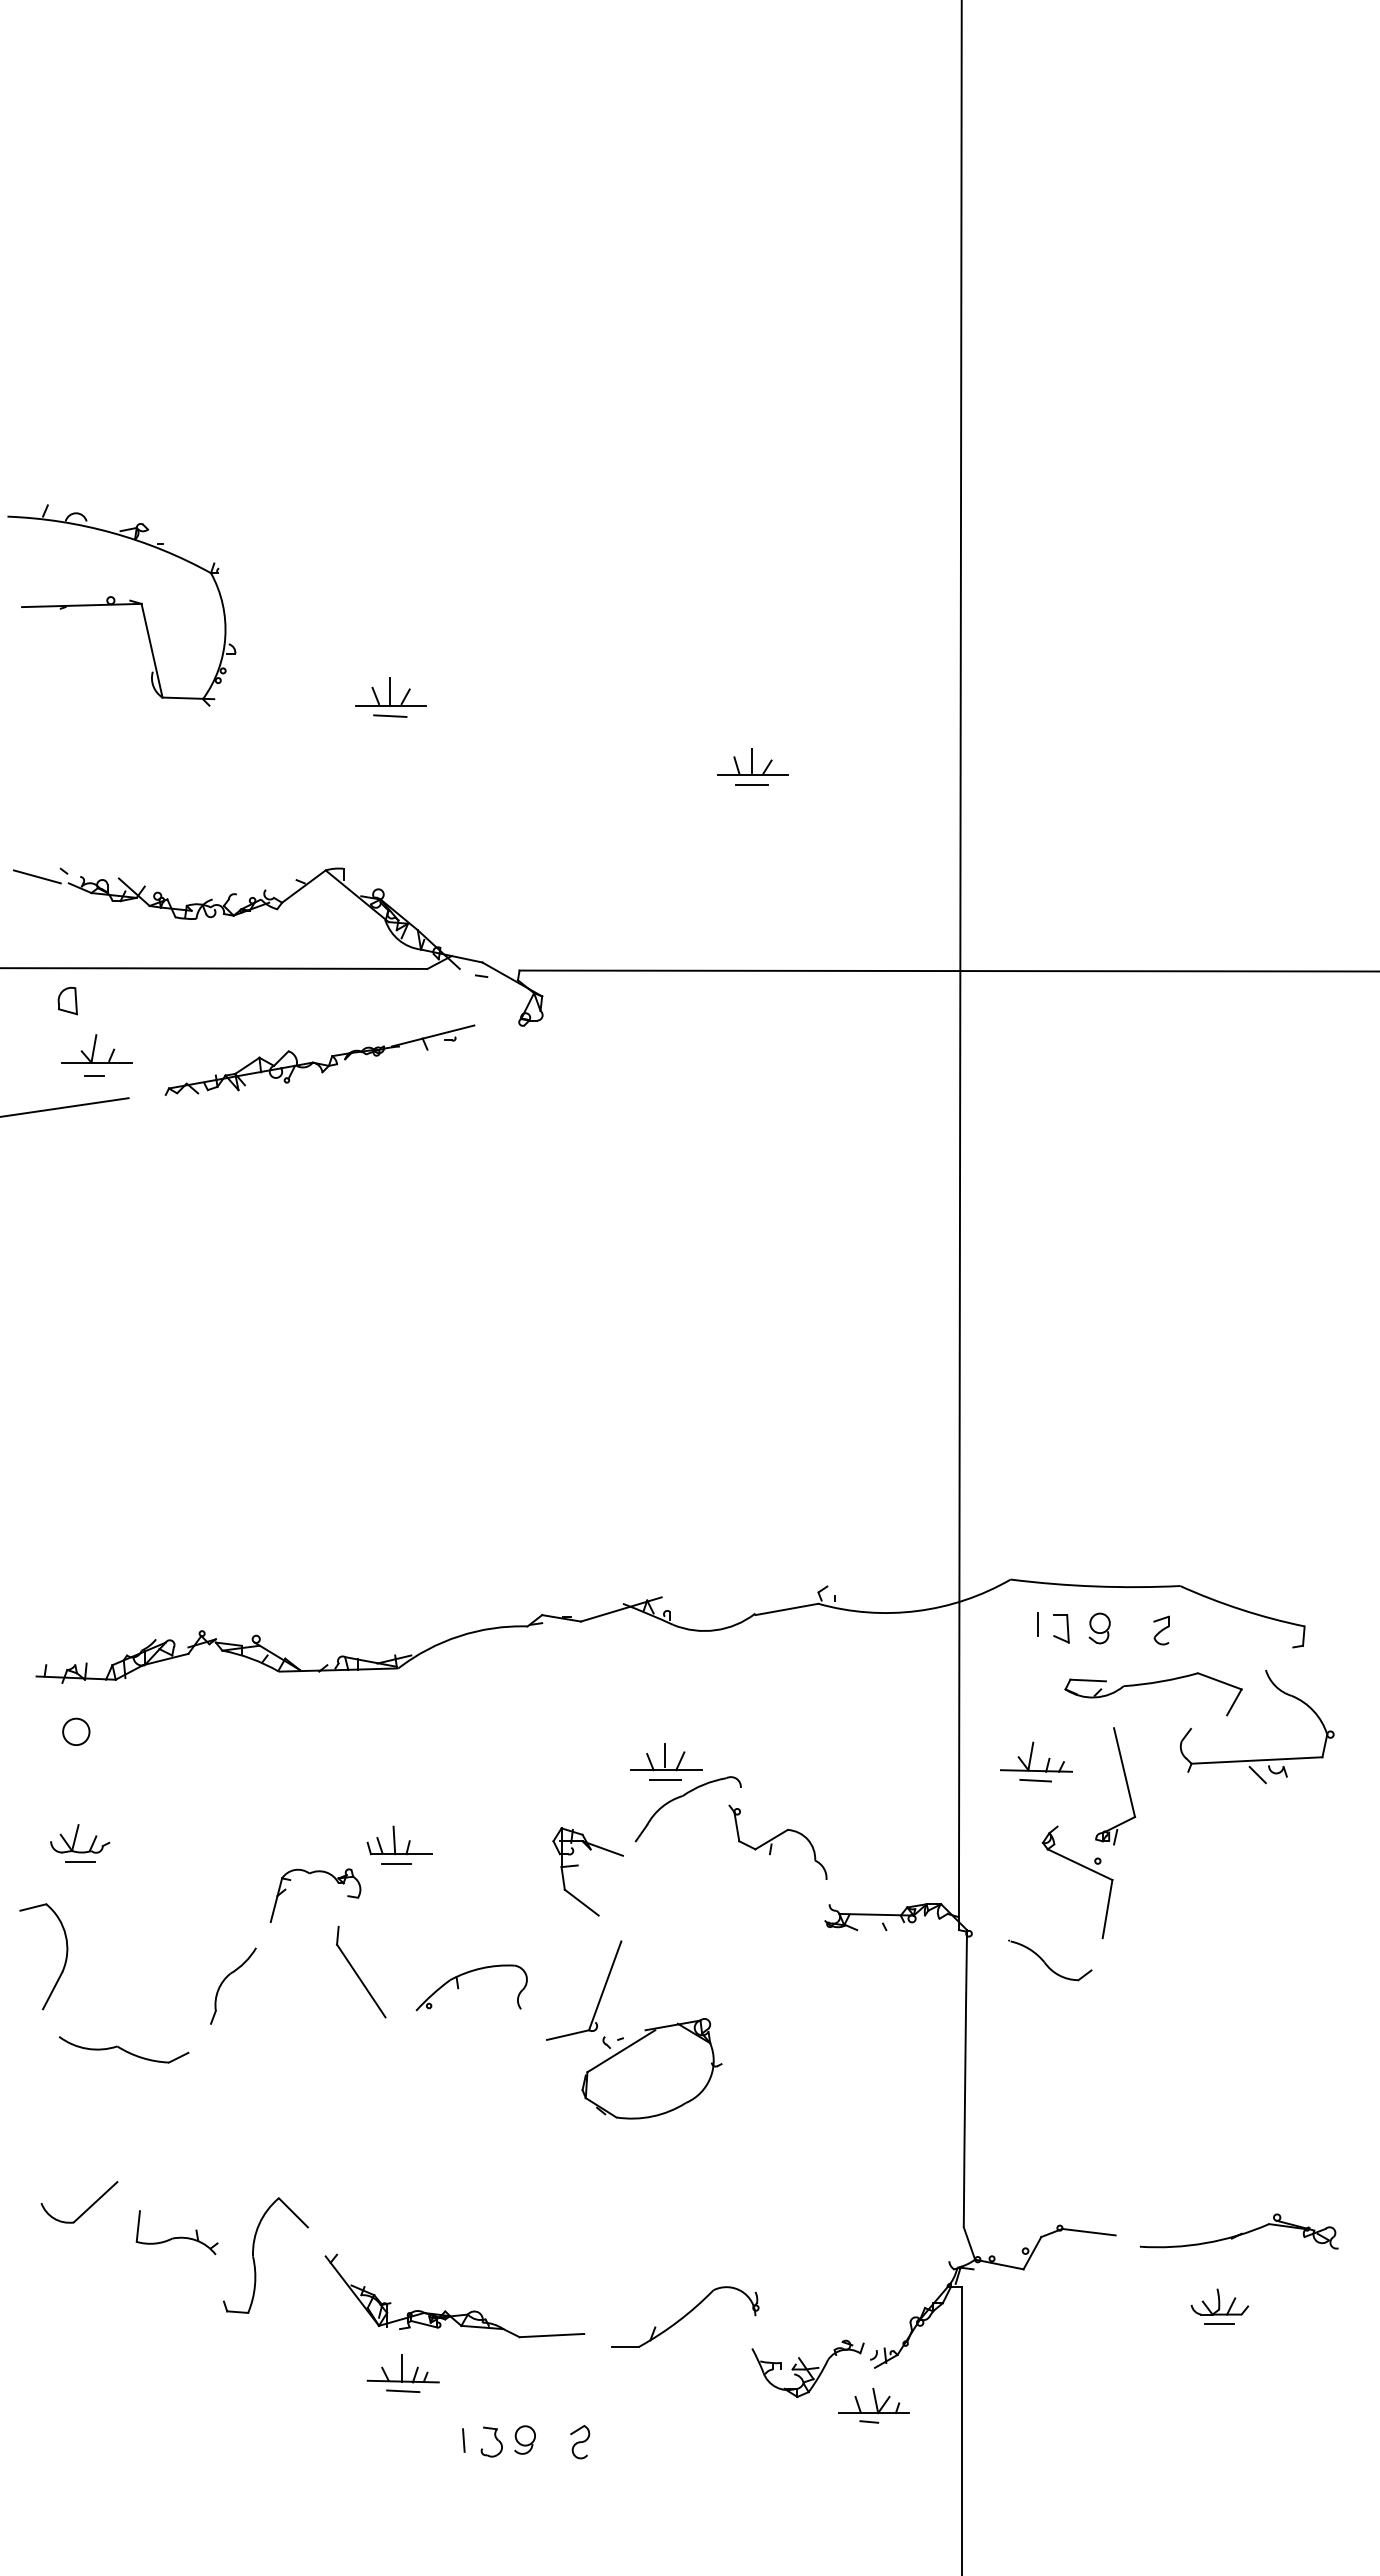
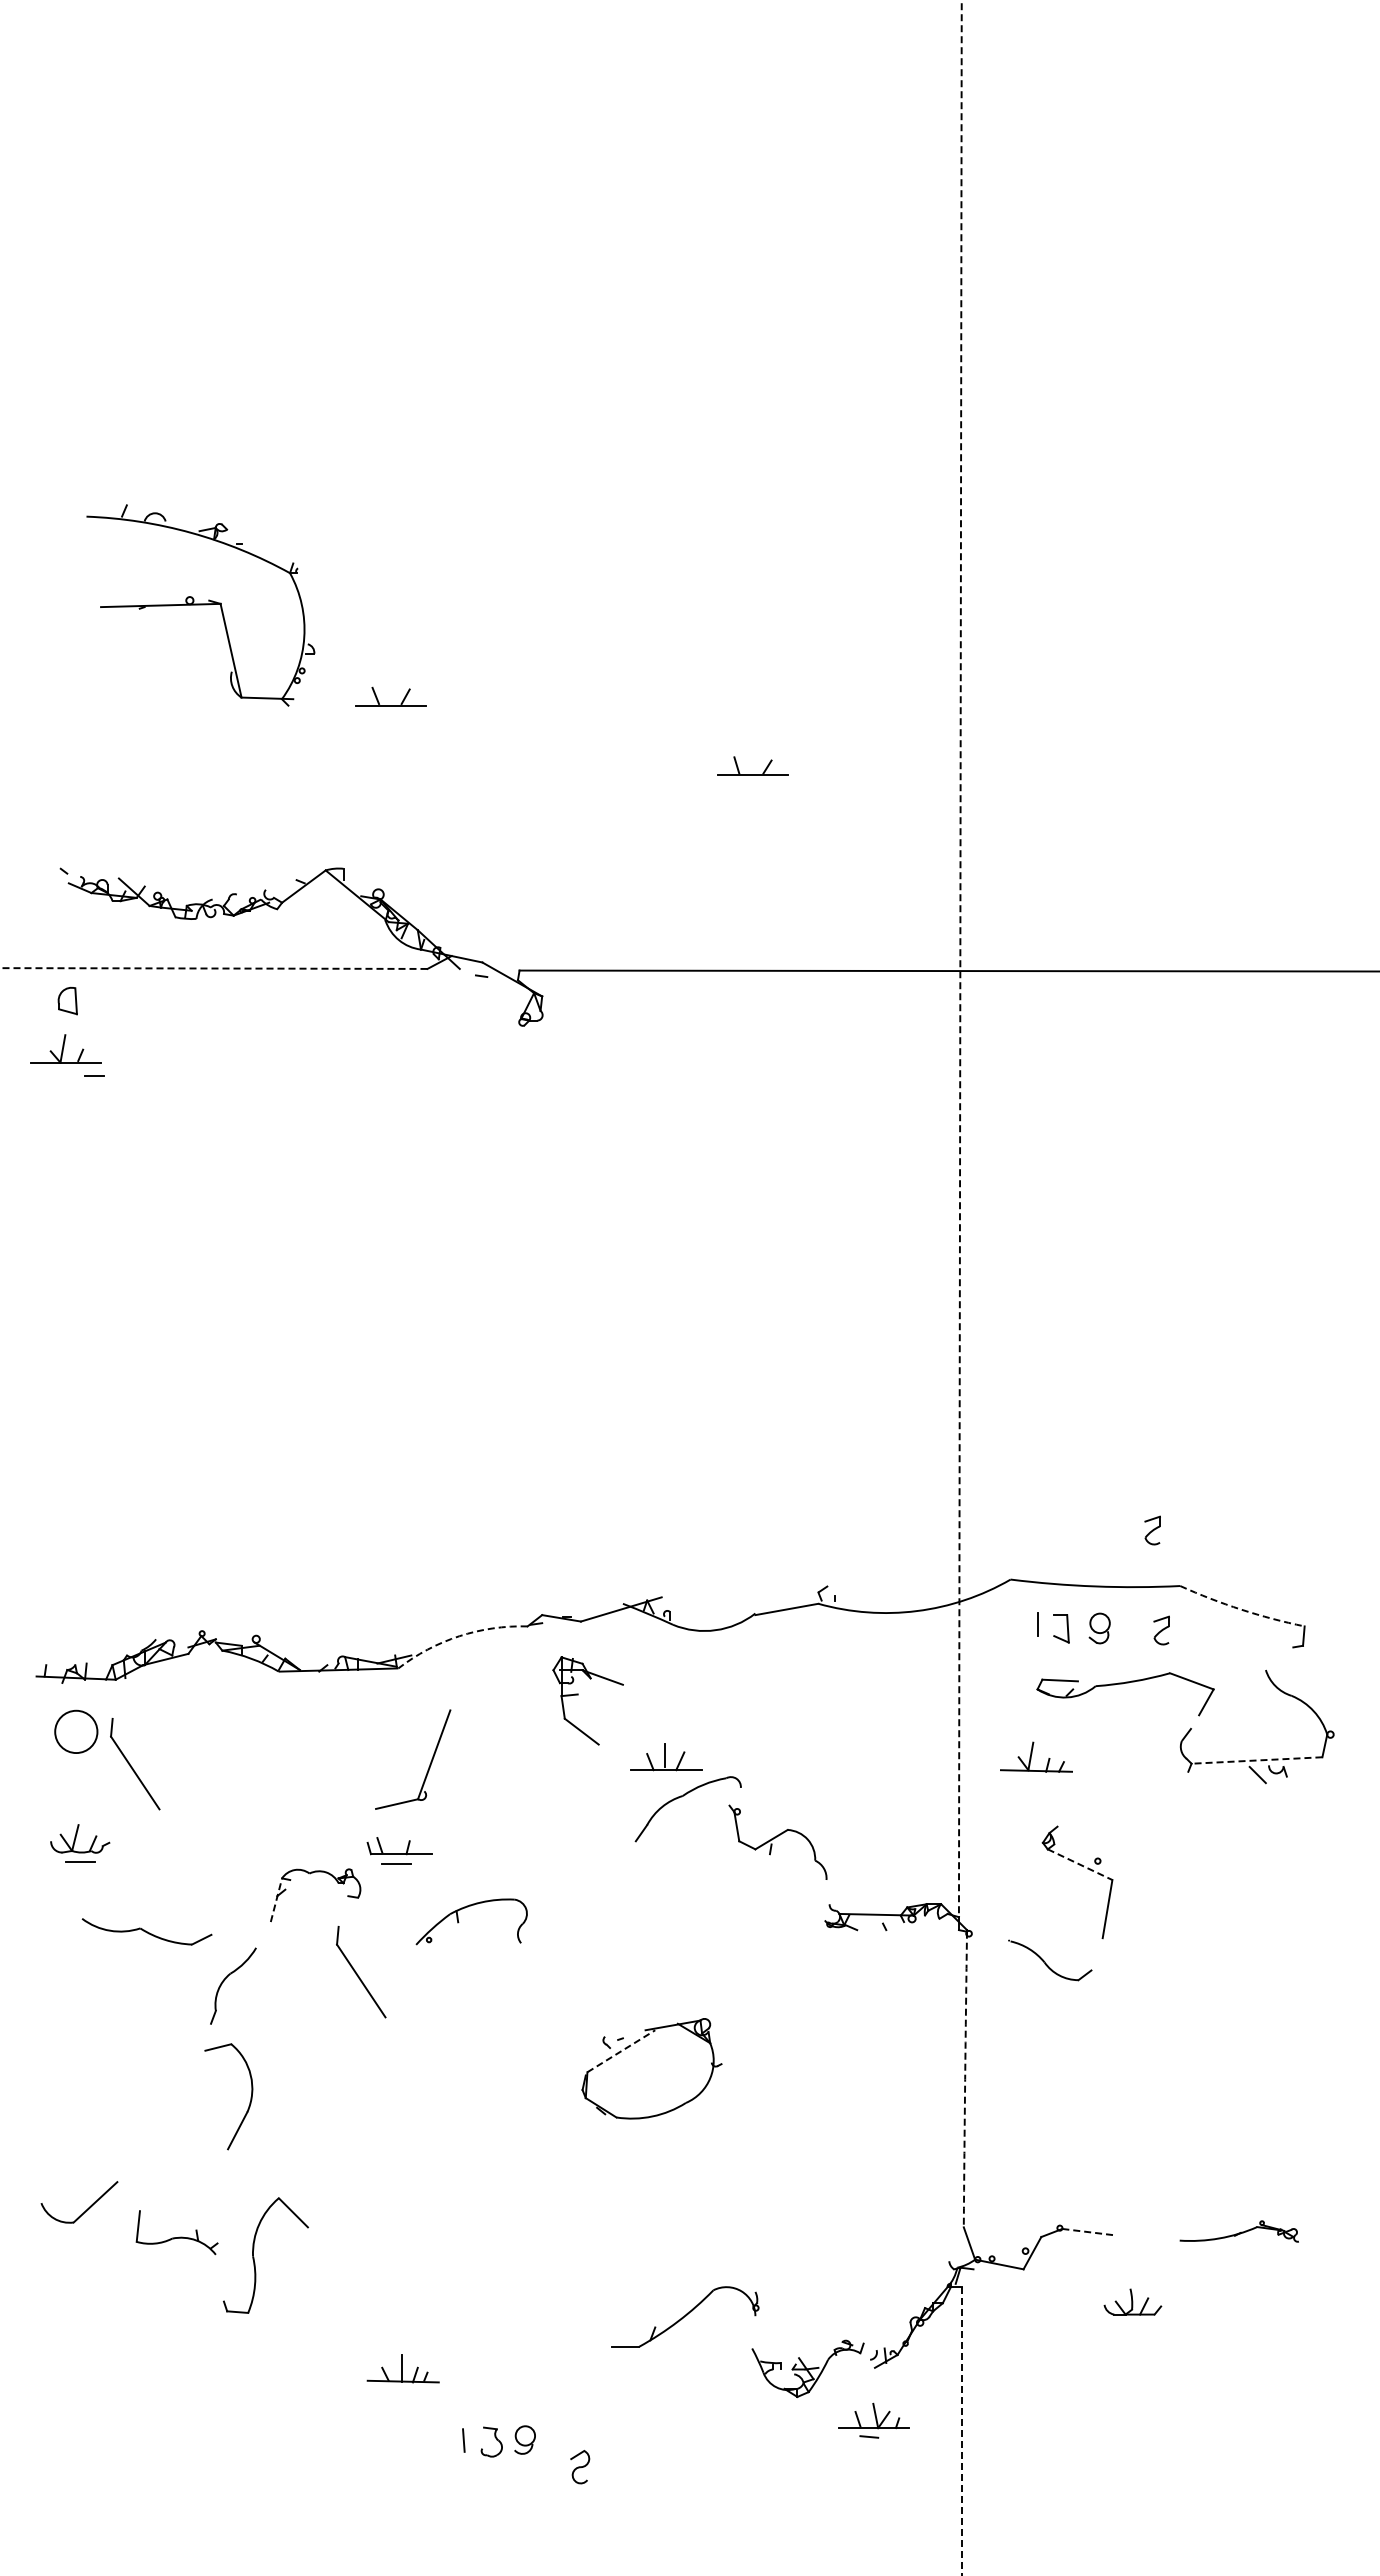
part position: (121, 605) -> (200, 605) (200, 605)
line: present -> none (390, 691)
line: present -> none (390, 715)
line: present -> none (752, 761)
line: present -> none (752, 784)
line: present -> none (36, 876)
line: solid -> dashed (960, 959)
arc: solid -> dashed (213, 968)
part position: (96, 1048) -> (65, 1048) (65, 1048)
part: present -> none (319, 1059)
line: present -> none (65, 1107)
part: none -> present (1152, 1530)
arc: solid -> dashed (1241, 1609)
arc: solid -> dashed (459, 1636)
part position: (1151, 1684) -> (1123, 1684) (1123, 1684)
circle diameter: 26 px -> 42 px (76, 1731)
line: solid -> dashed (1256, 1760)
part: none -> present (135, 1764)
line: present -> none (665, 1779)
line: present -> none (1035, 1780)
part: present -> none (1126, 1786)
line: present -> none (394, 1840)
line: solid -> dashed (1080, 1864)
part position: (578, 1866) -> (578, 1695) (578, 1695)
line: solid -> dashed (276, 1900)
part position: (64, 1962) -> (249, 2102) (249, 2102)
part position: (459, 1988) -> (459, 1922) (459, 1922)
part position: (600, 1995) -> (429, 1764) (429, 1764)
part position: (123, 2049) -> (146, 1931) (146, 1931)
line: solid -> dashed (621, 2051)
arc: solid -> dashed (965, 2079)
part size: 199x37 px -> 120x23 px (1238, 2231)
line: solid -> dashed (1088, 2232)
part position: (1219, 2301) -> (1132, 2301) (1132, 2301)
part: present -> none (445, 2310)
line: present -> none (1218, 2324)
line: present -> none (403, 2391)
part position: (873, 2405) -> (873, 2420) (873, 2420)
line: solid -> dashed (962, 2432)
part position: (580, 2442) -> (580, 2467) (580, 2467)
